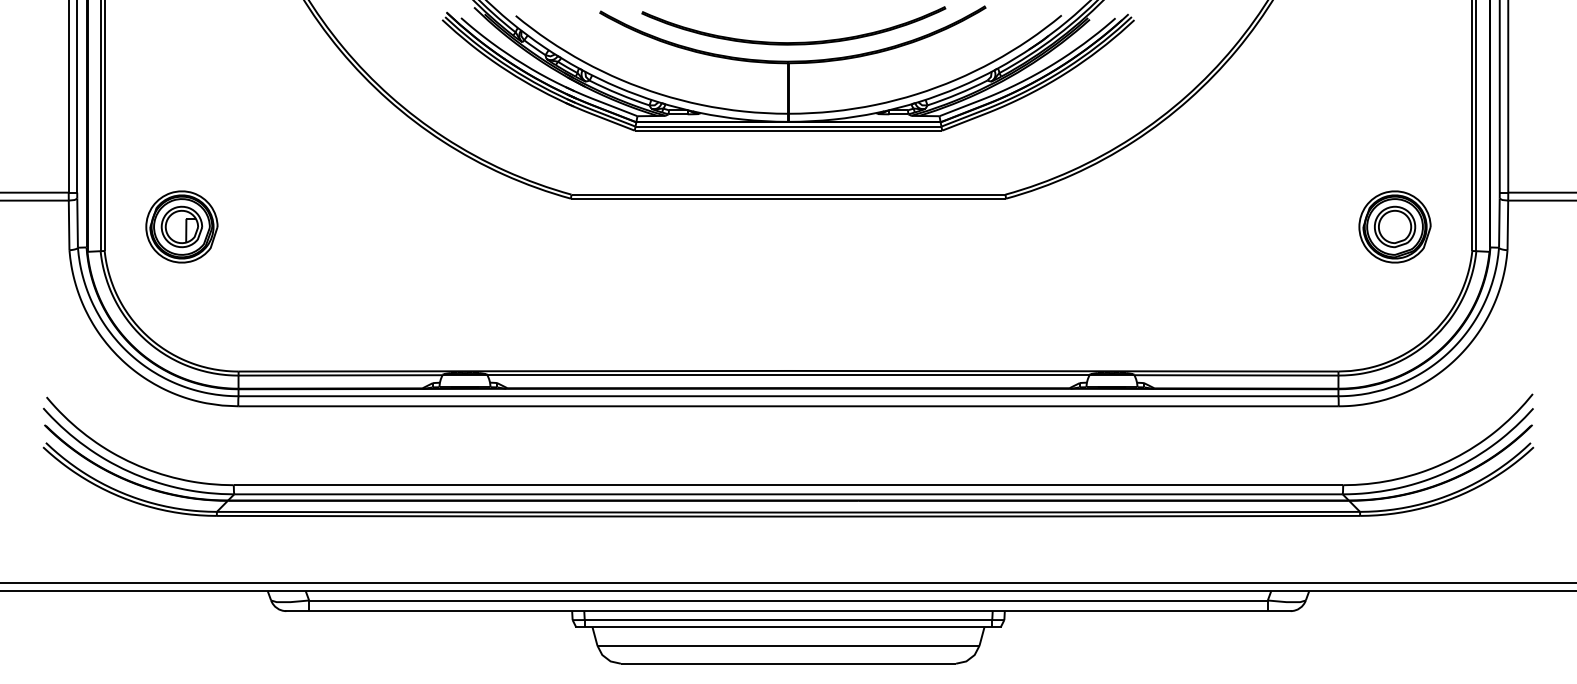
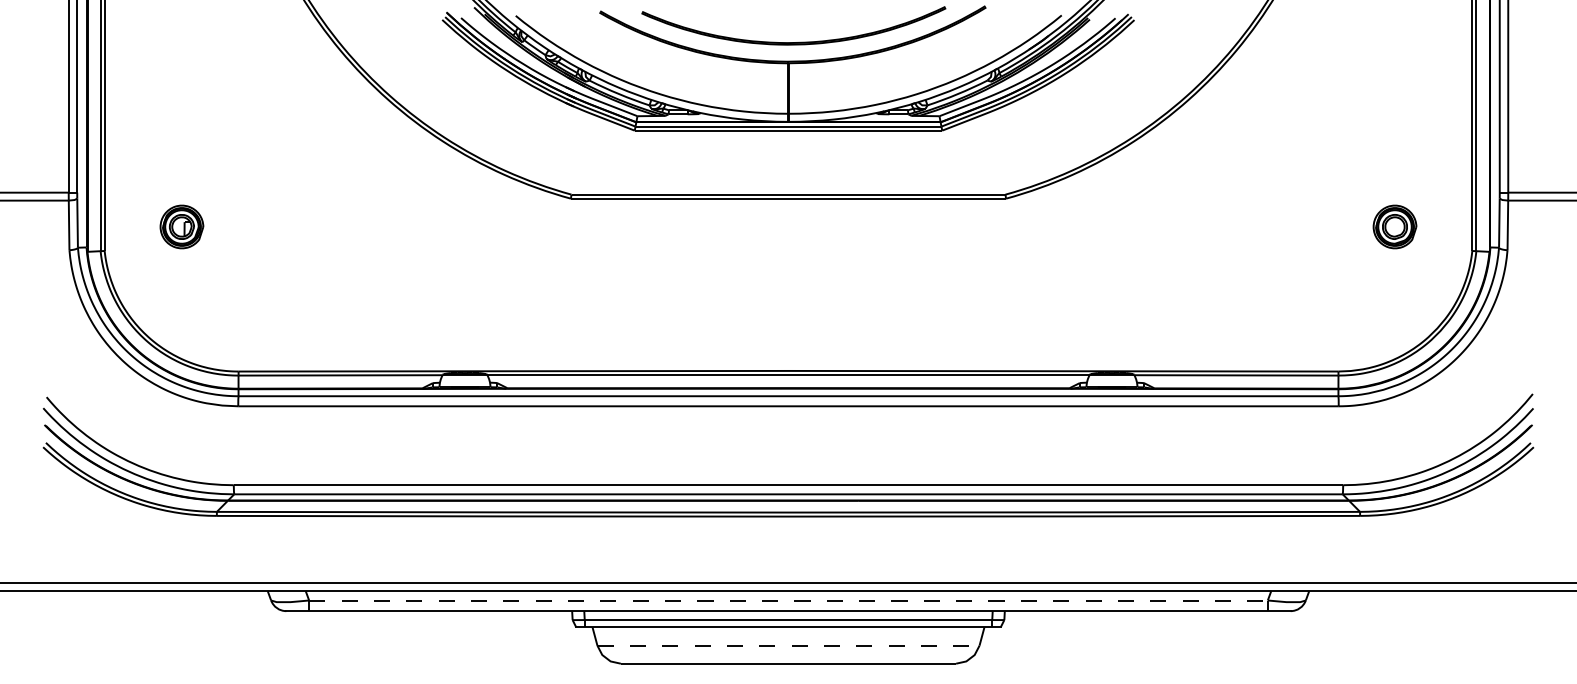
part size: 74x74 px -> 46x46 px (181, 226)
part size: 74x74 px -> 46x46 px (1394, 226)
line: solid -> dashed (788, 600)
line: solid -> dashed (788, 645)
